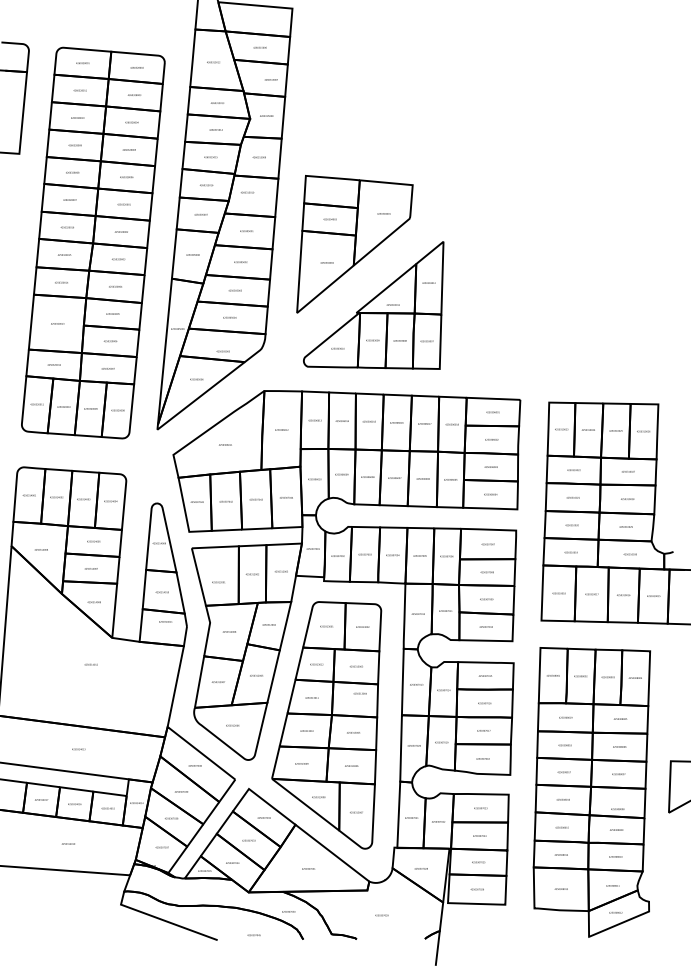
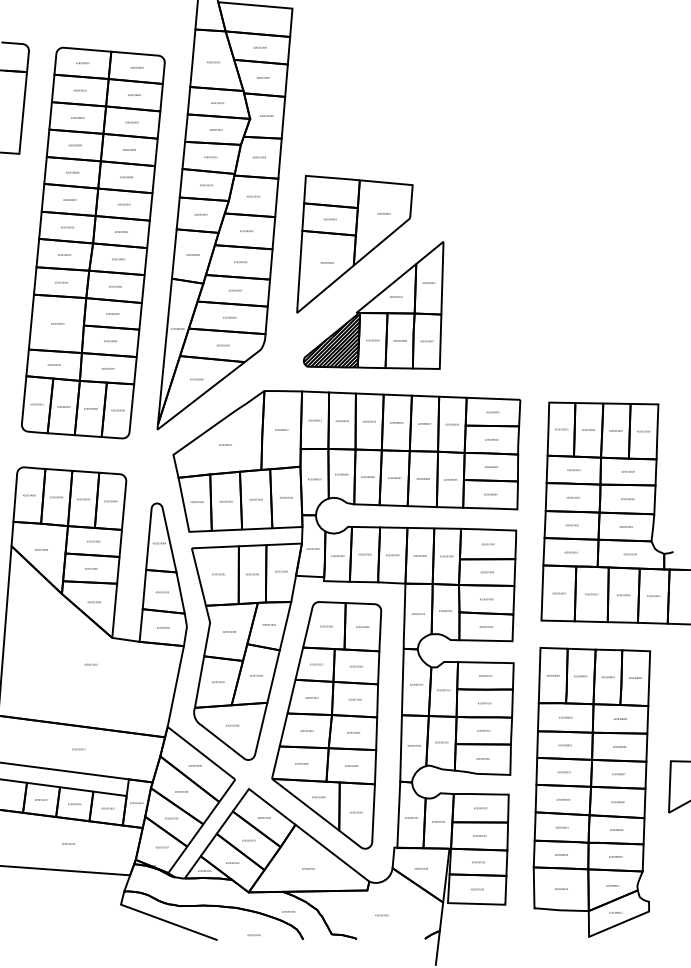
text position: (271, 79) -> (263, 77) (263, 77)
text position: (247, 192) -> (253, 196) (253, 196)
text position: (392, 304) -> (395, 296) (395, 296)
hatch: none -> present (331, 340)
text position: (222, 351) -> (222, 345) (222, 345)
text position: (218, 582) -> (218, 574) (218, 574)
text position: (165, 621) -> (163, 627) (163, 627)
text position: (359, 693) -> (354, 699) (354, 699)
text position: (617, 808) -> (617, 801) (617, 801)
